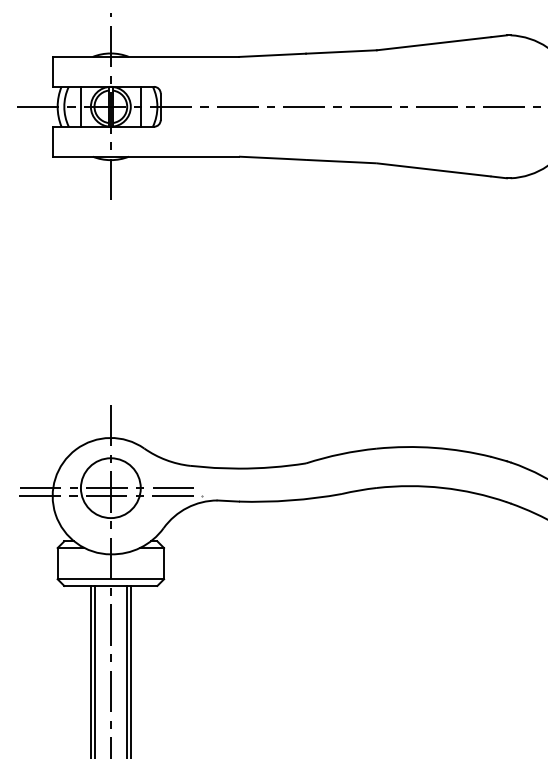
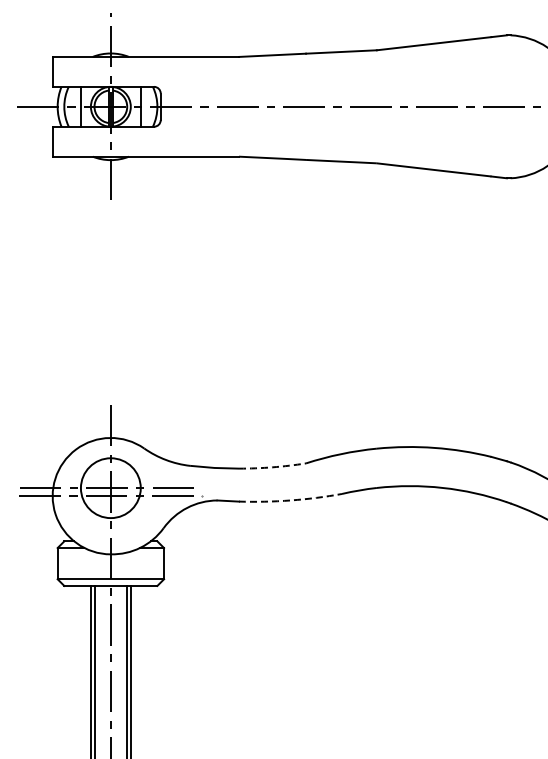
arc: solid -> dashed (272, 467)
arc: solid -> dashed (290, 500)
